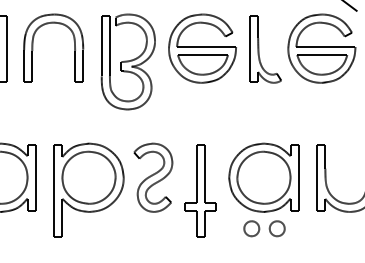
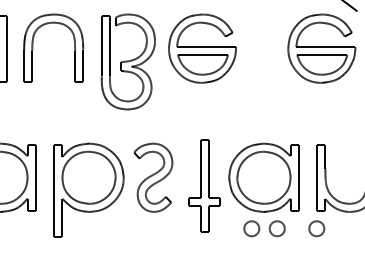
part: present -> none (265, 49)
part position: (200, 190) -> (204, 185) (204, 185)
part: none -> present (316, 228)
